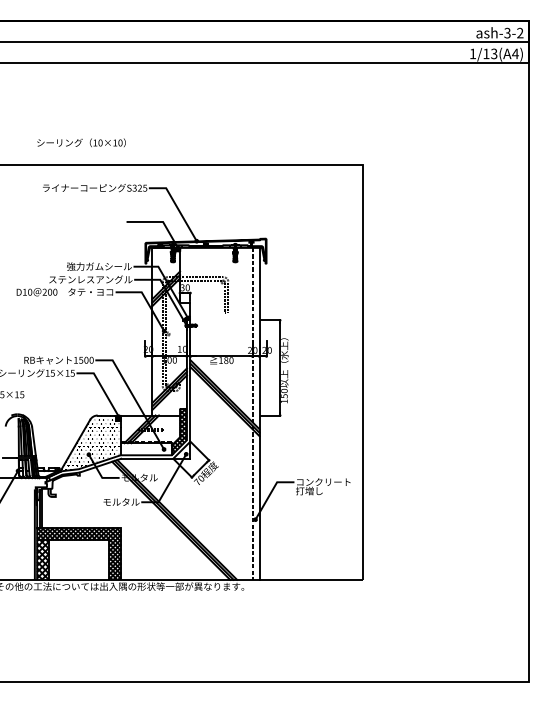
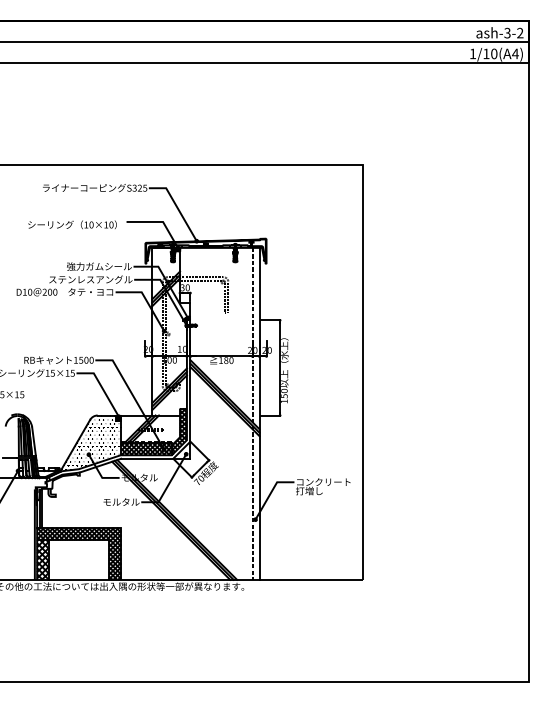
text: 1/13(A4) -> 1/10(A4) (494, 53)
text position: (81, 142) -> (72, 224) (72, 224)
hatch: none -> present (146, 449)
